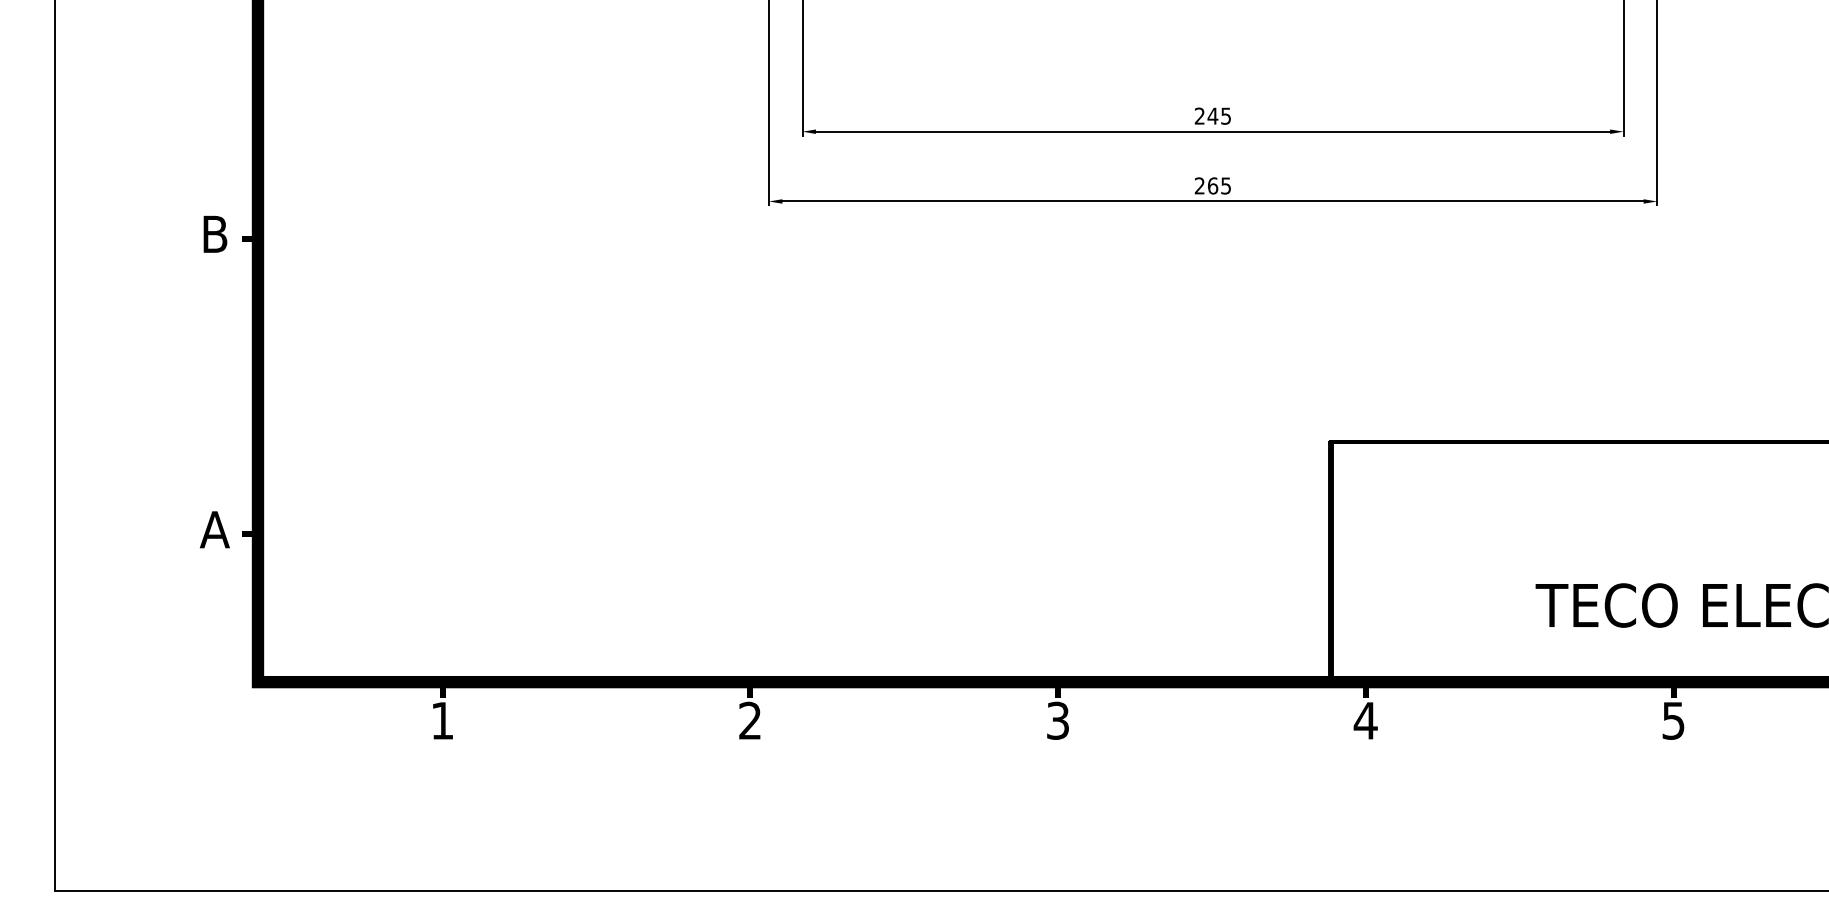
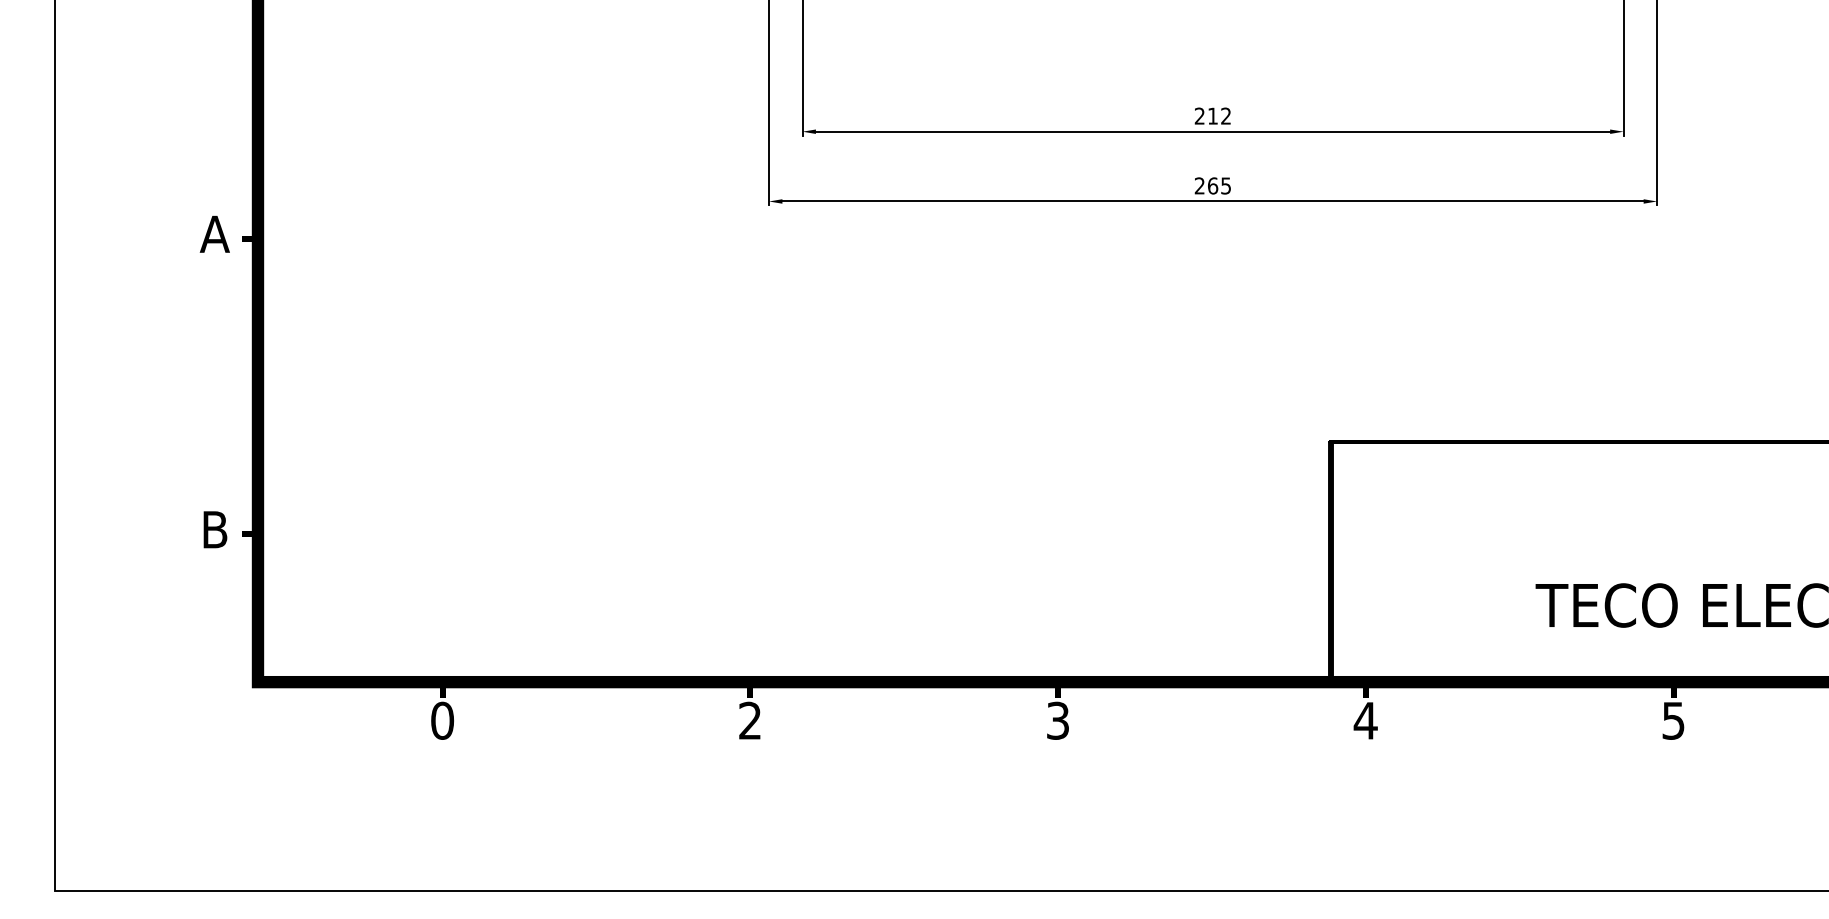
text: 245 -> 212 (1218, 115)
text: B -> A (214, 233)
text: A -> B (214, 529)
text: 1 -> 0 (442, 720)
